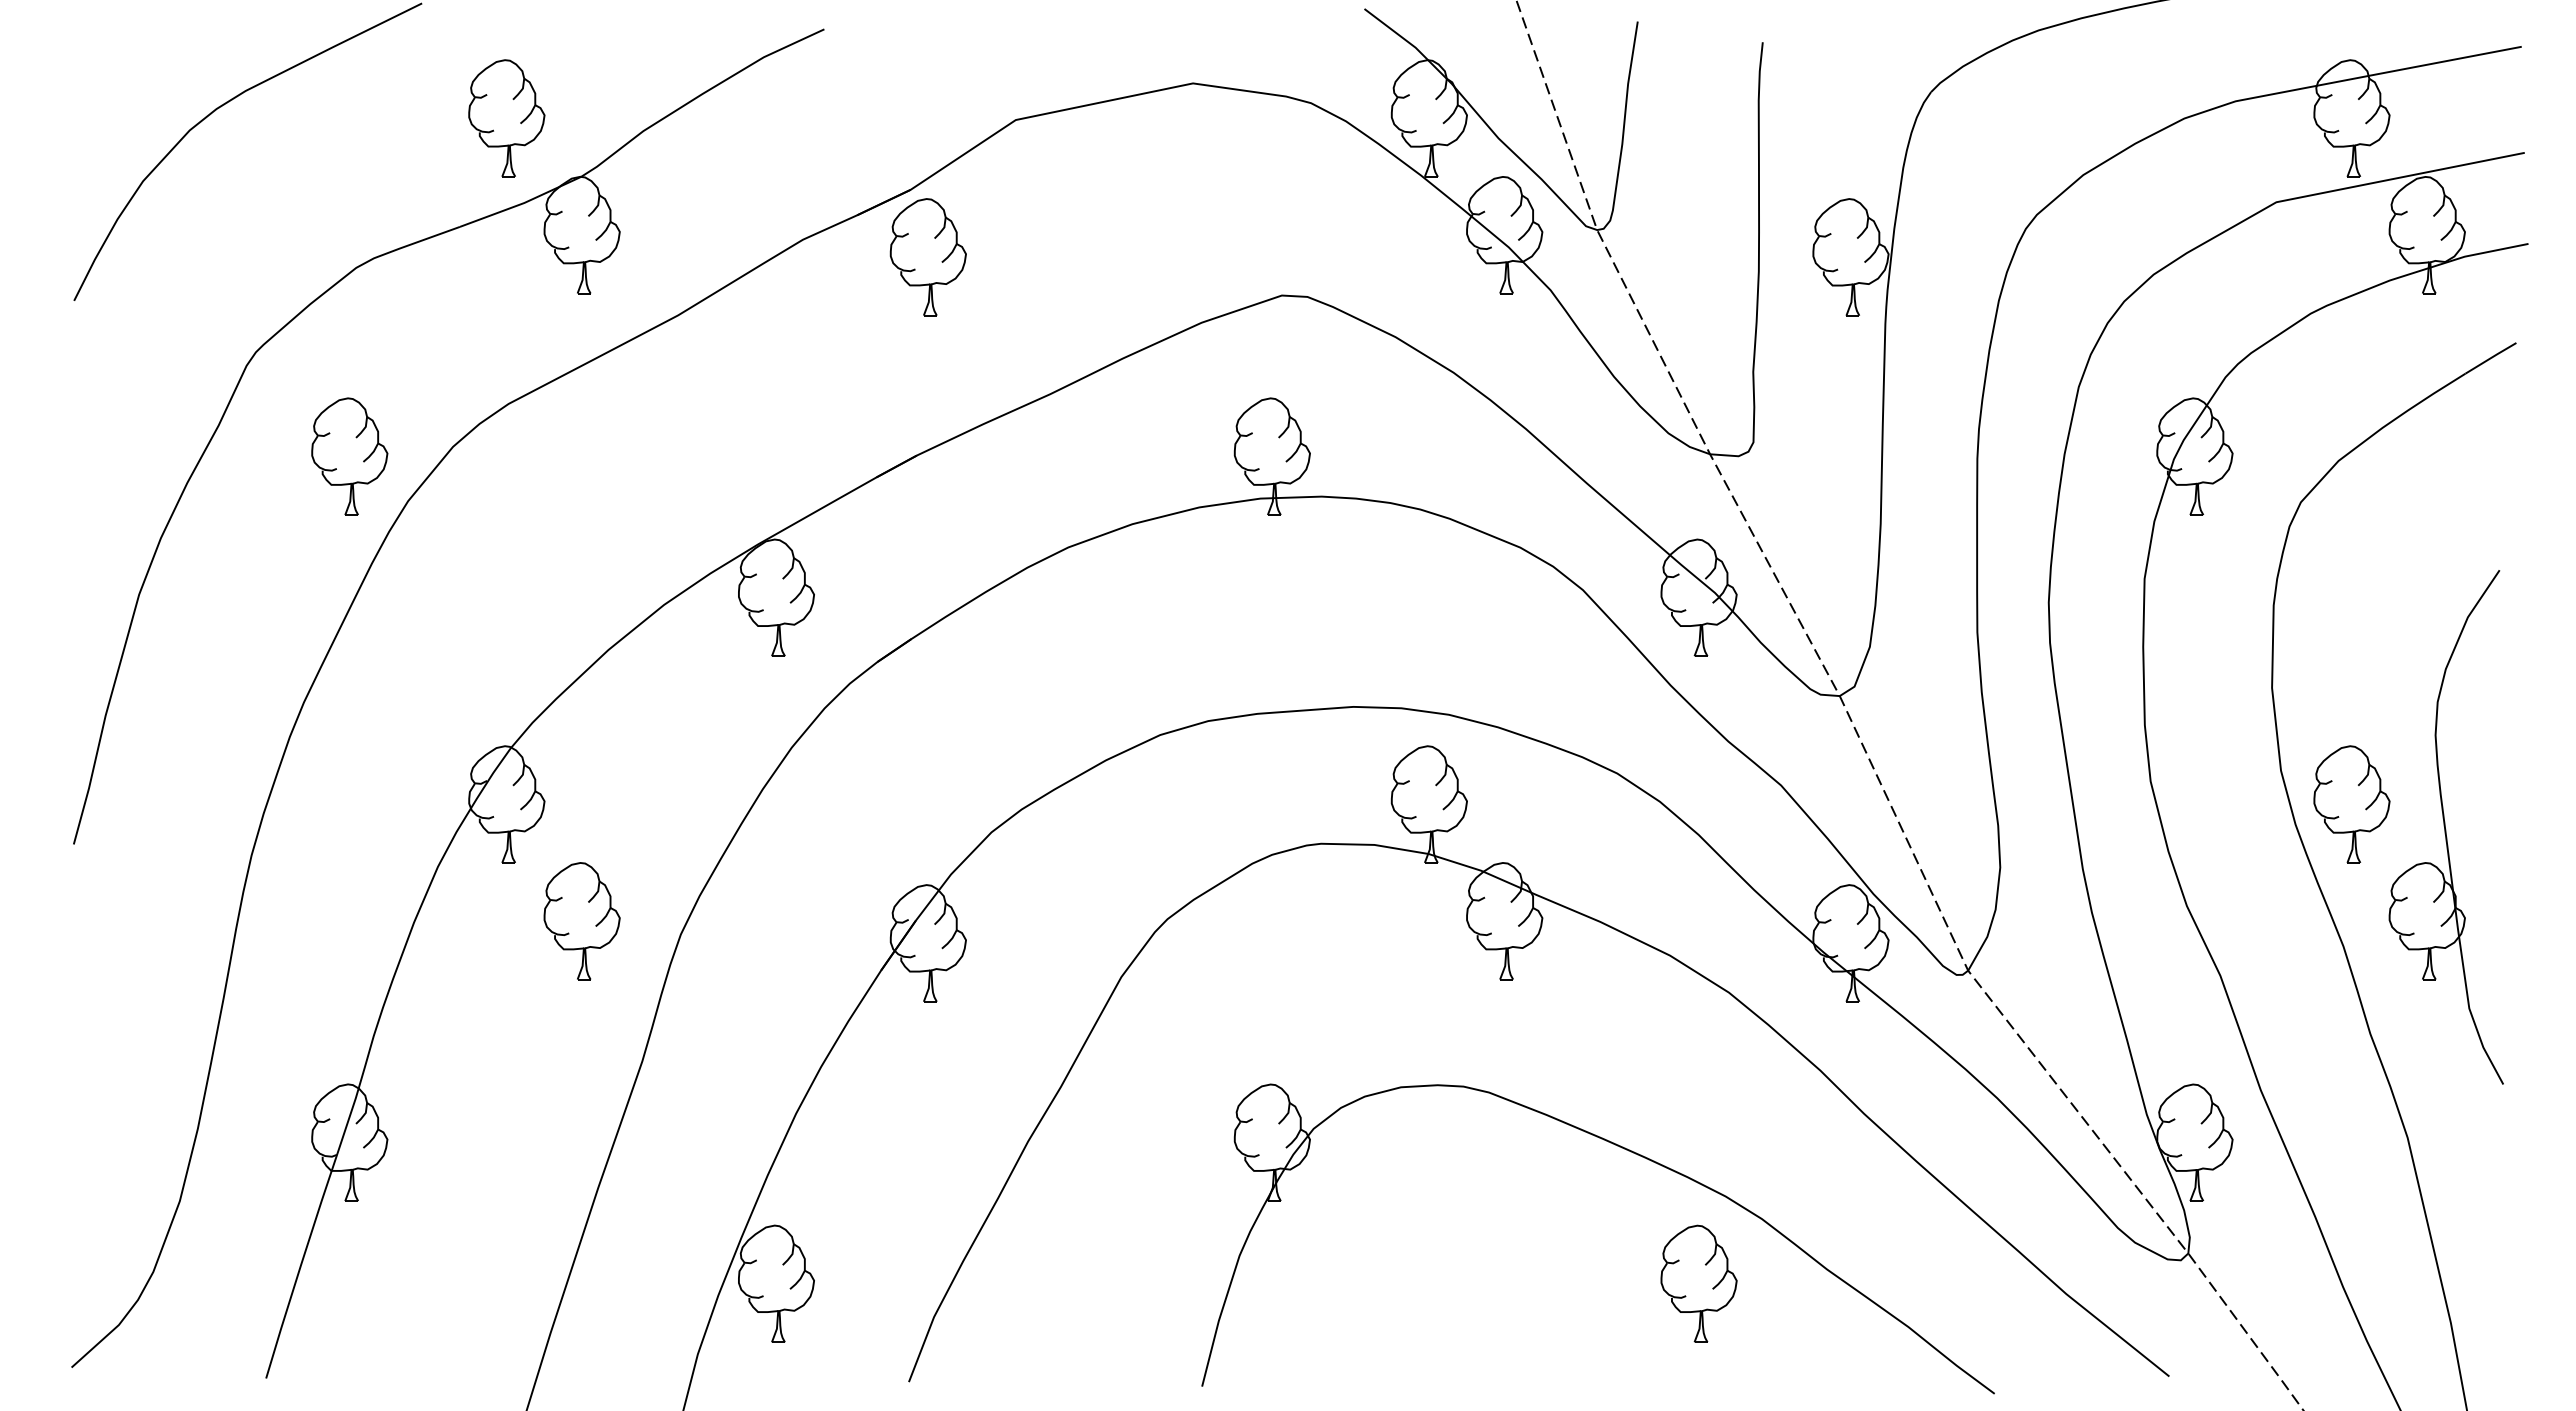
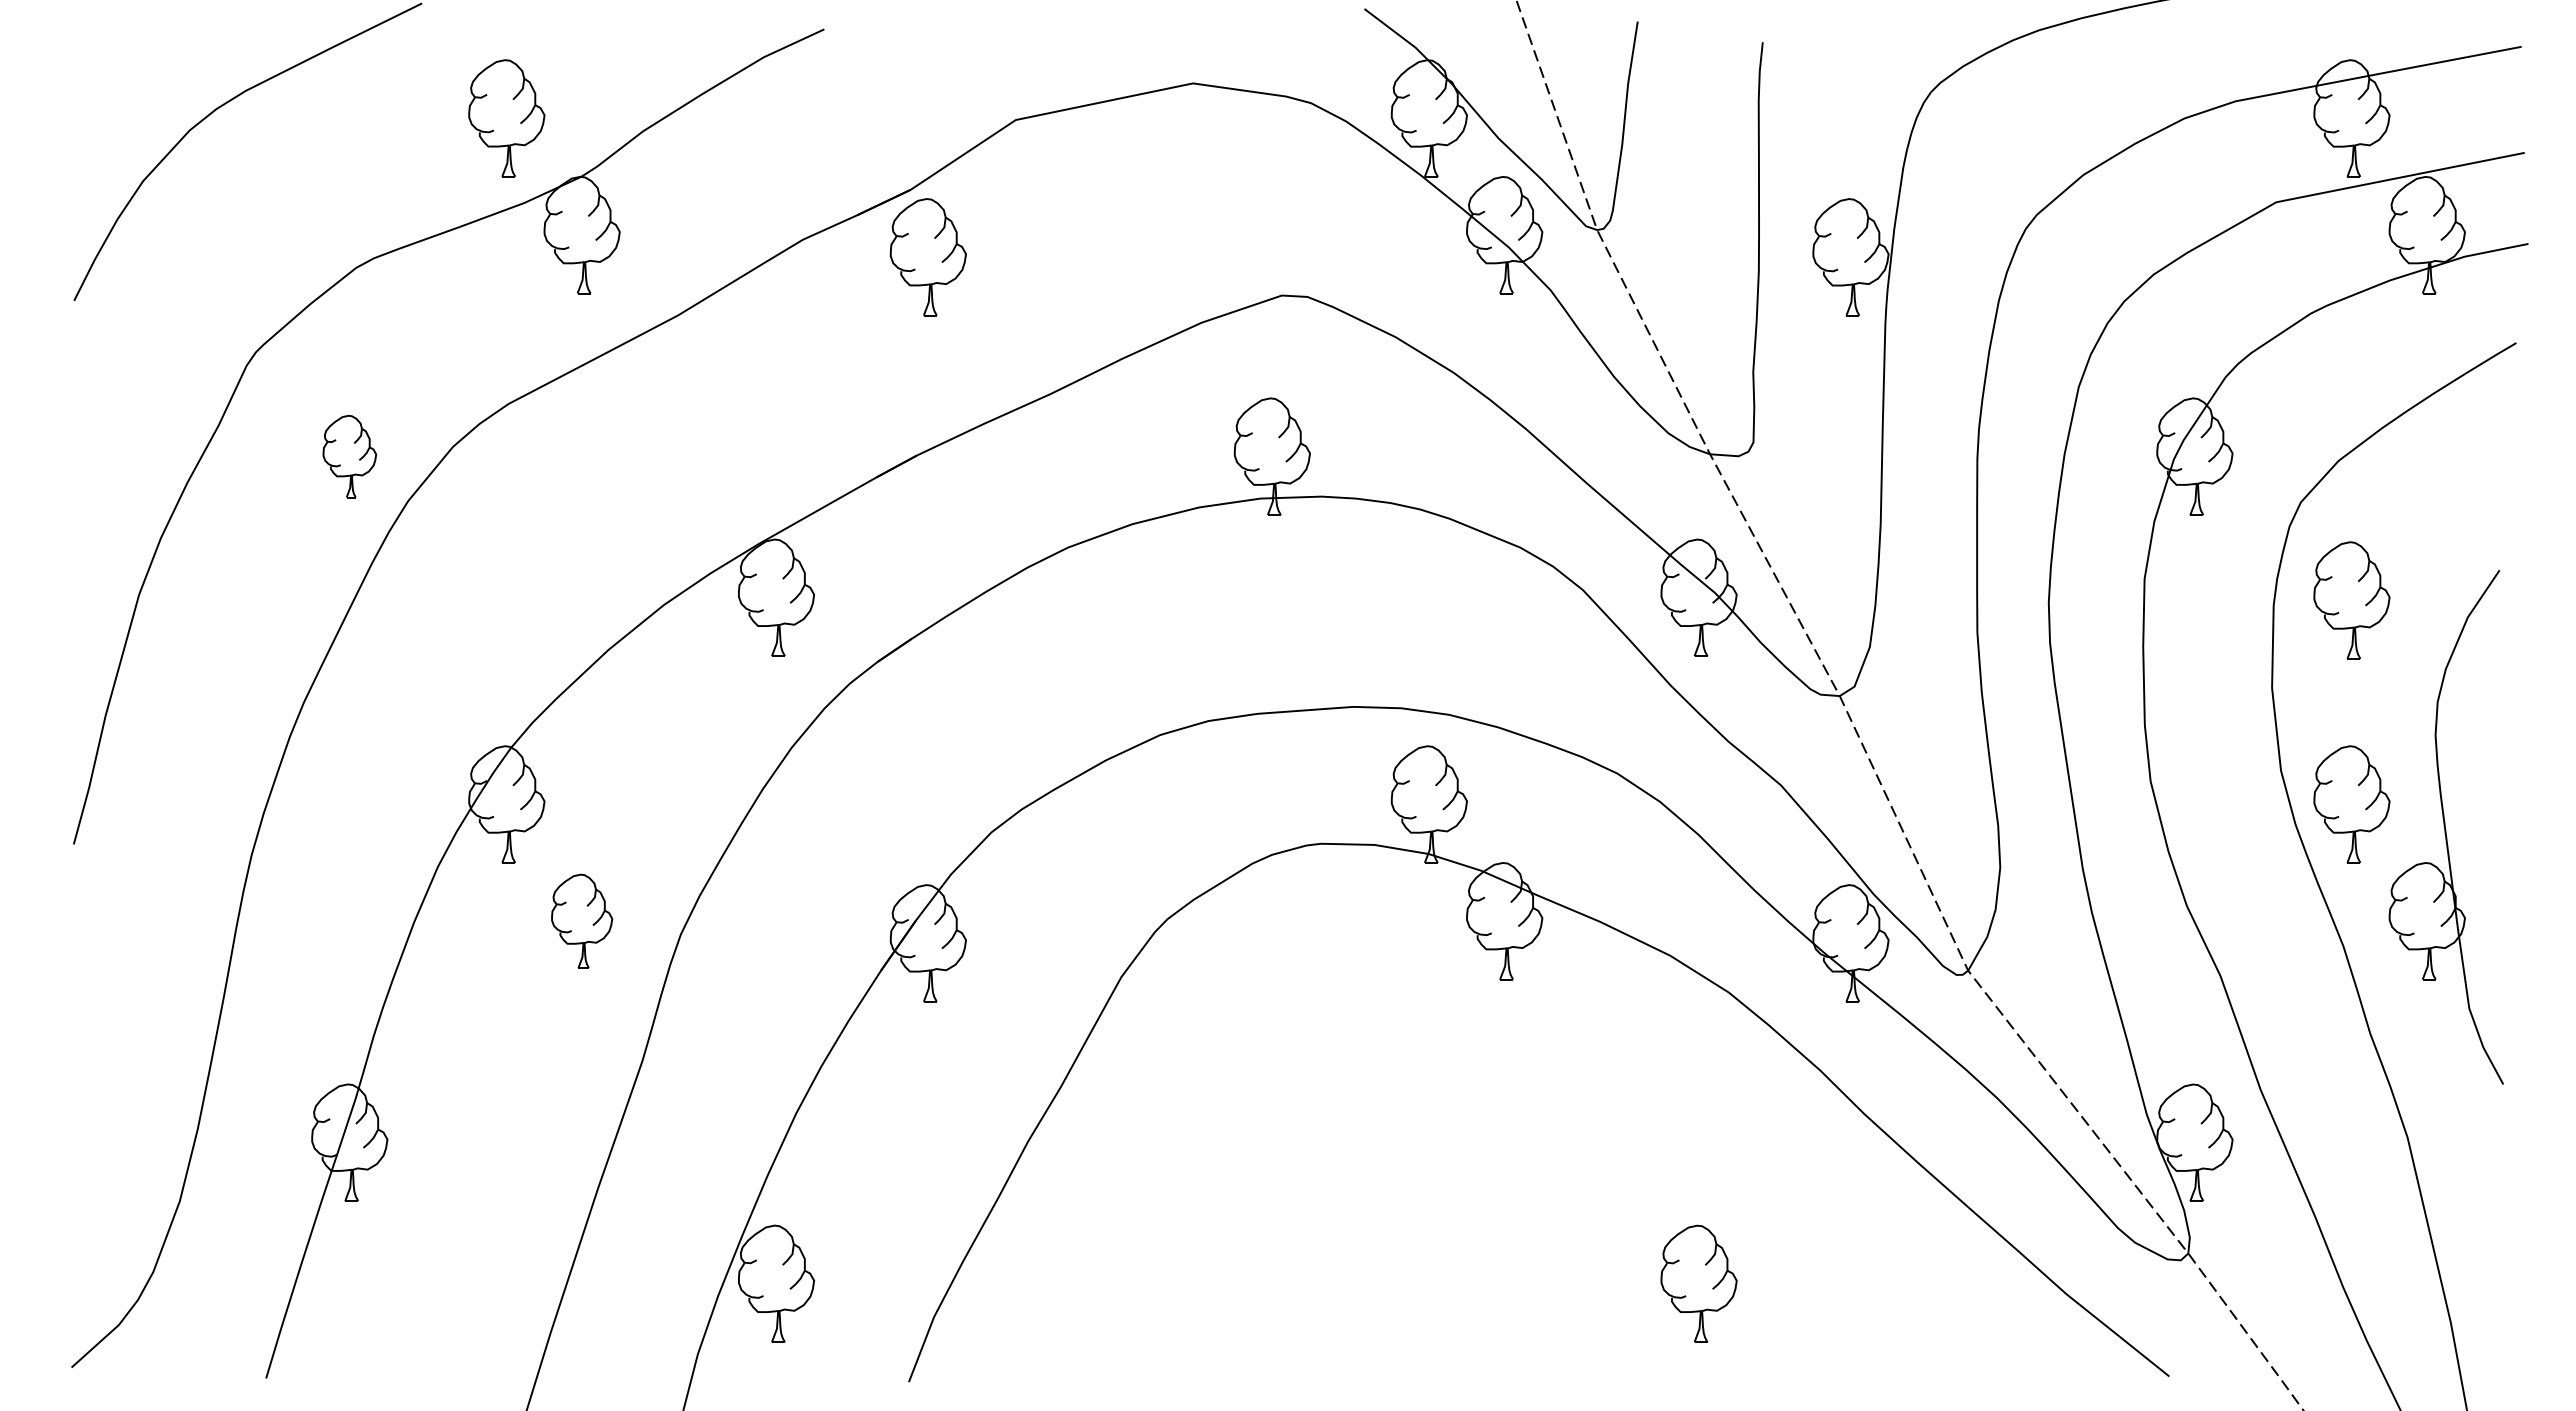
part size: 78x119 px -> 56x85 px (349, 456)
part: none -> present (2351, 600)
part size: 78x119 px -> 63x96 px (582, 920)
part: present -> none (1637, 1155)
